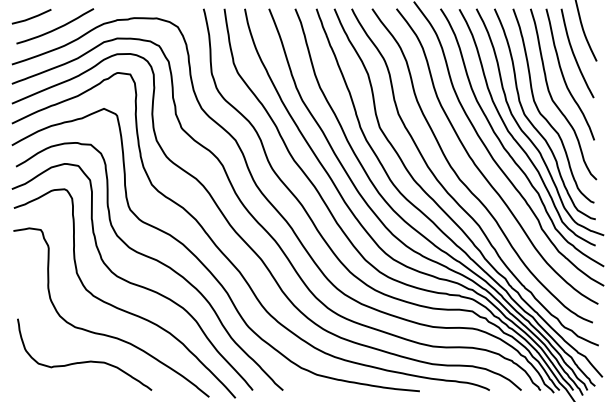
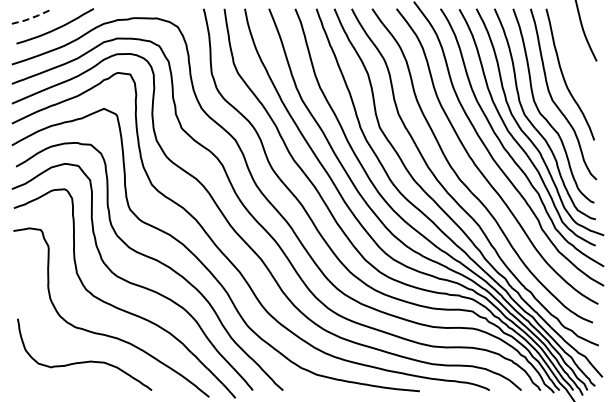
line: solid -> dashed (32, 17)
curve: present -> none (575, 55)
